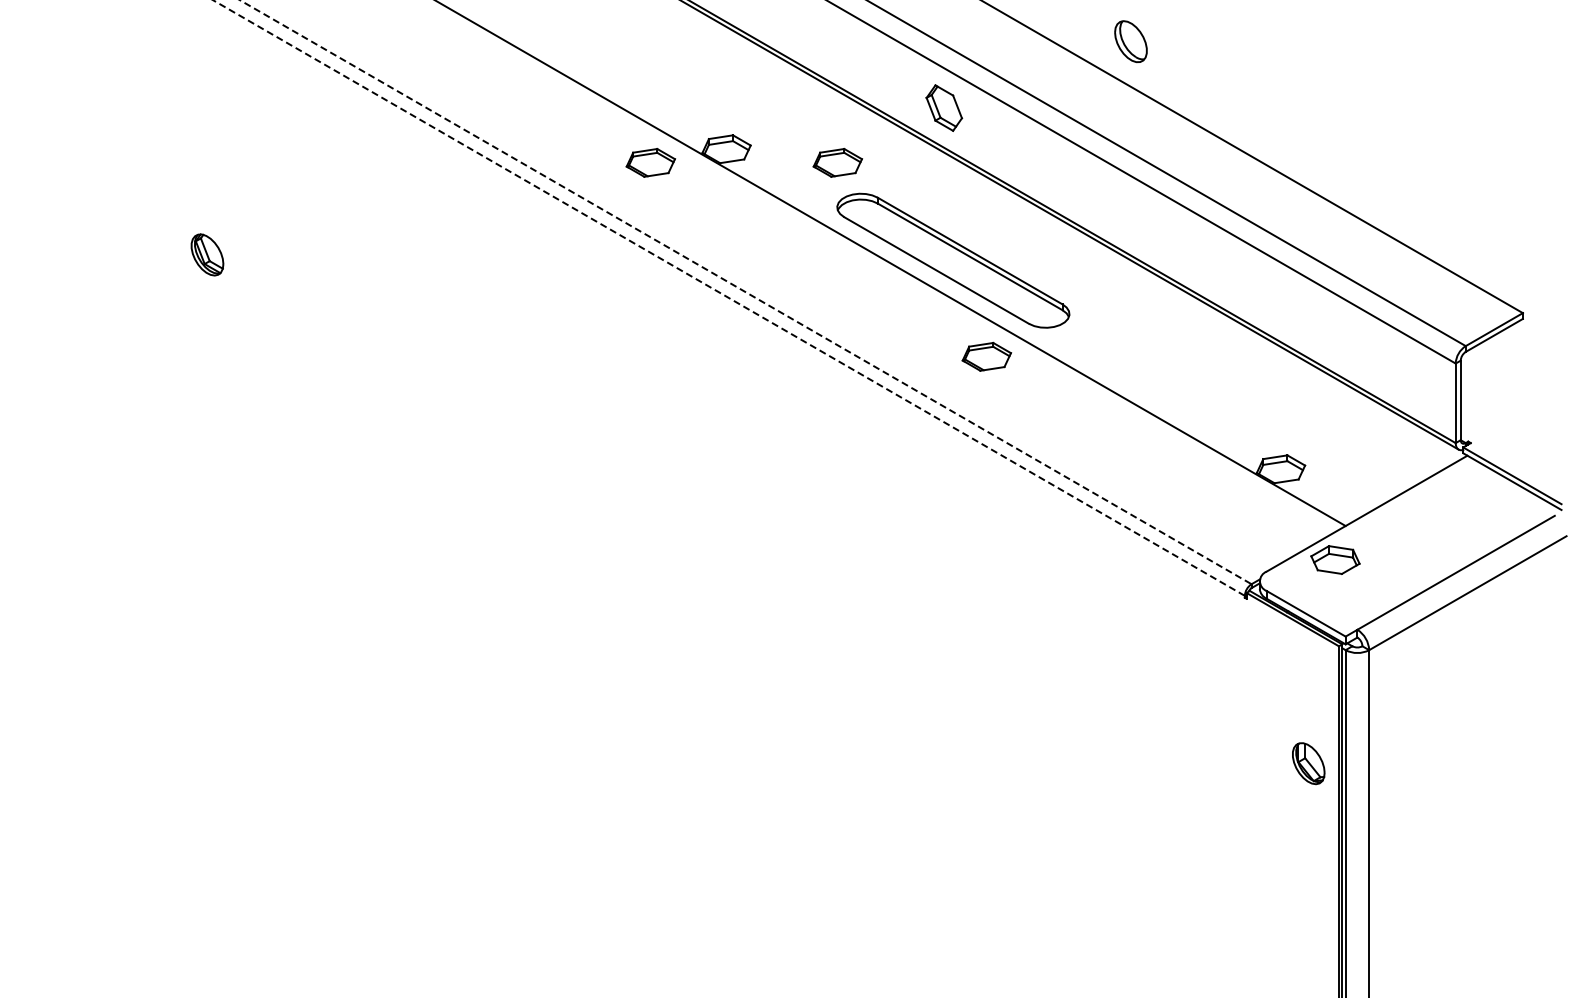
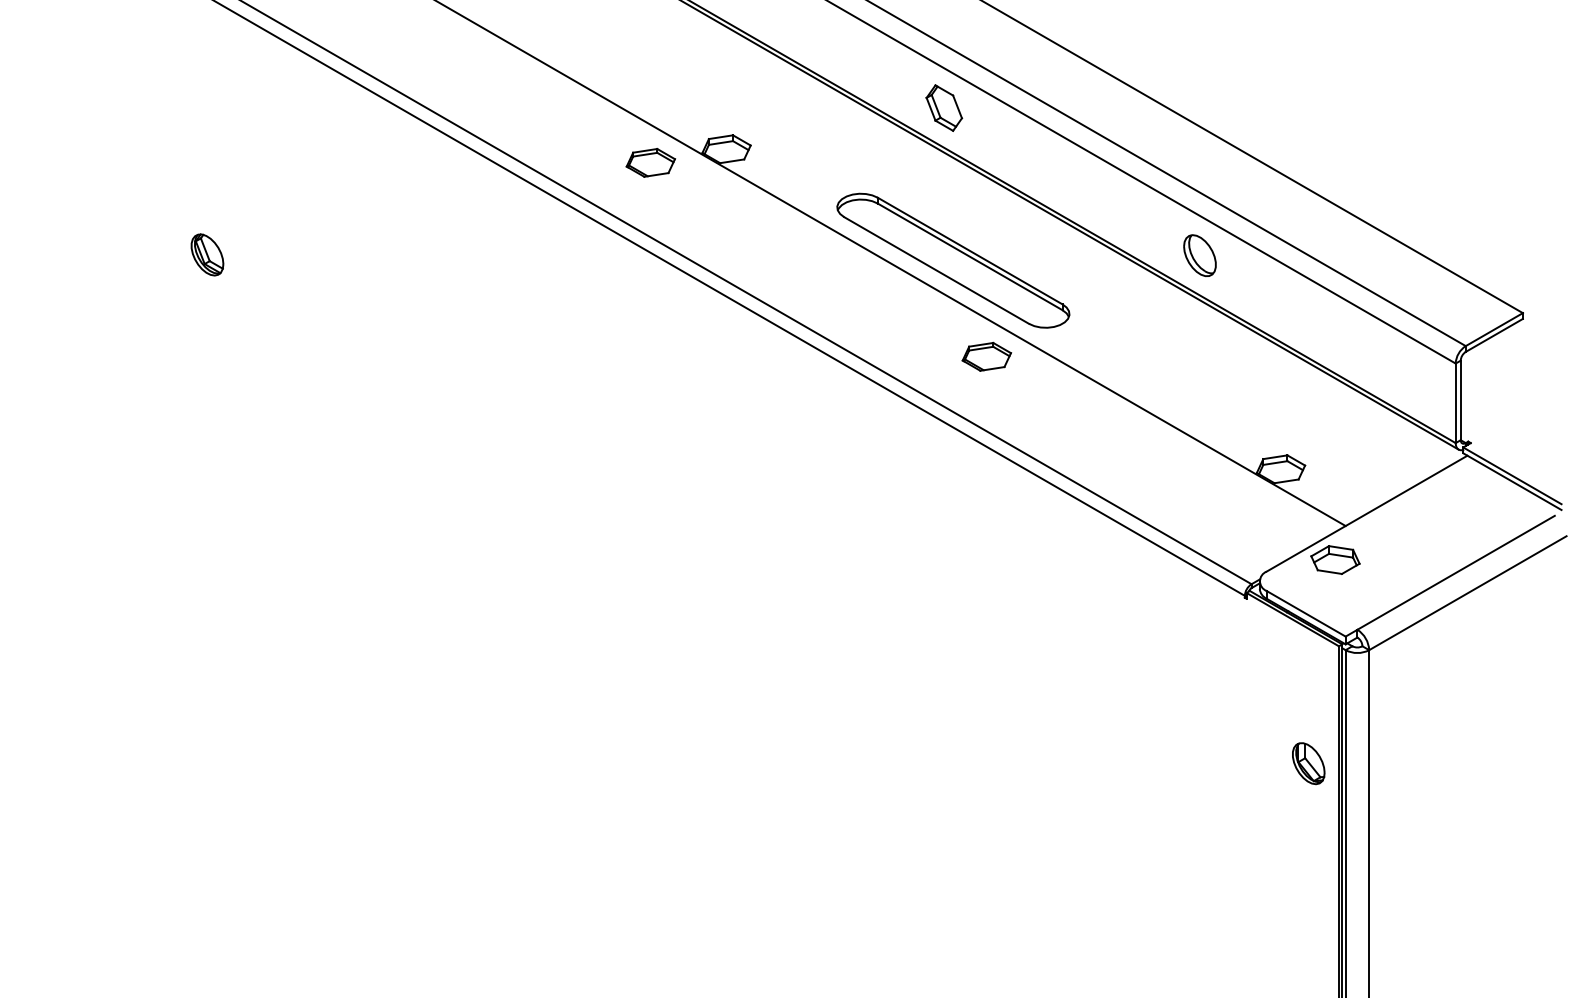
part position: (1130, 41) -> (1199, 255) (1199, 255)
part: present -> none (837, 162)
line: dashed -> solid (745, 292)
line: dashed -> solid (728, 297)
